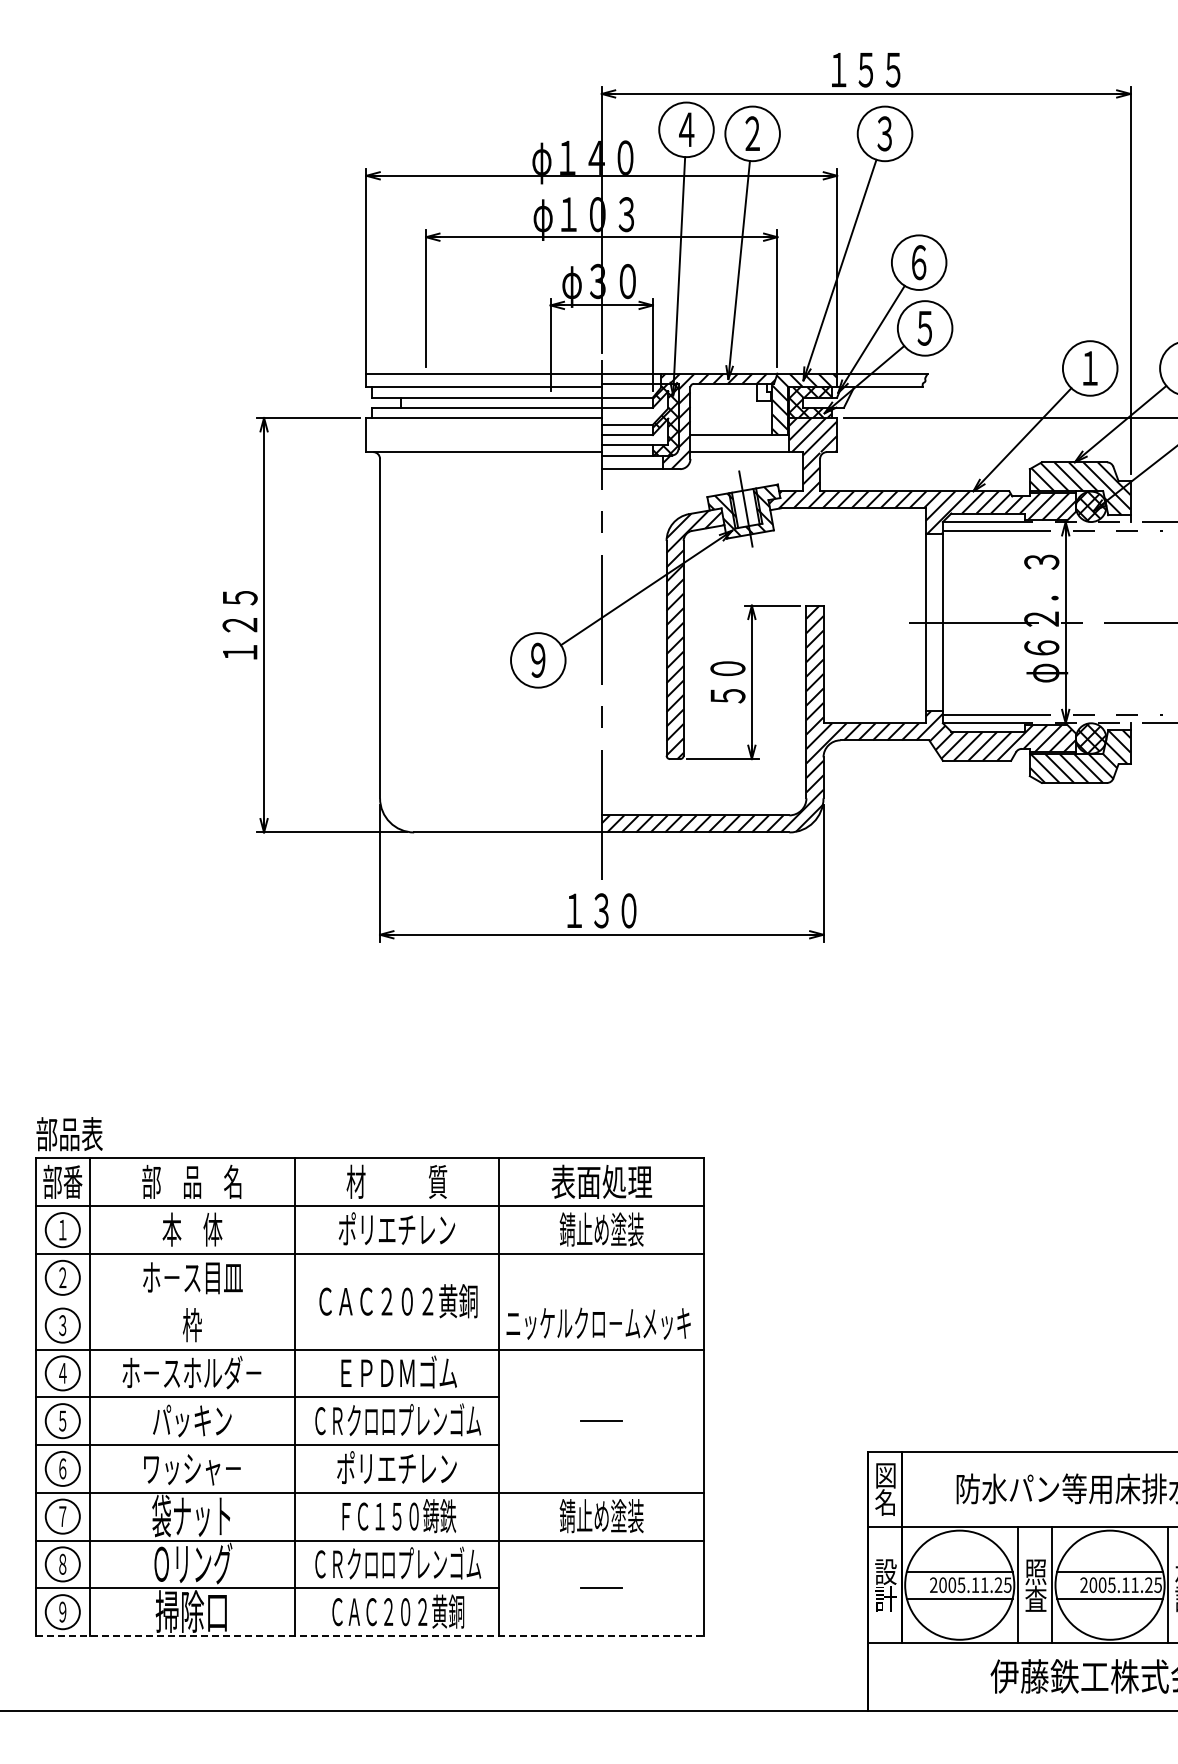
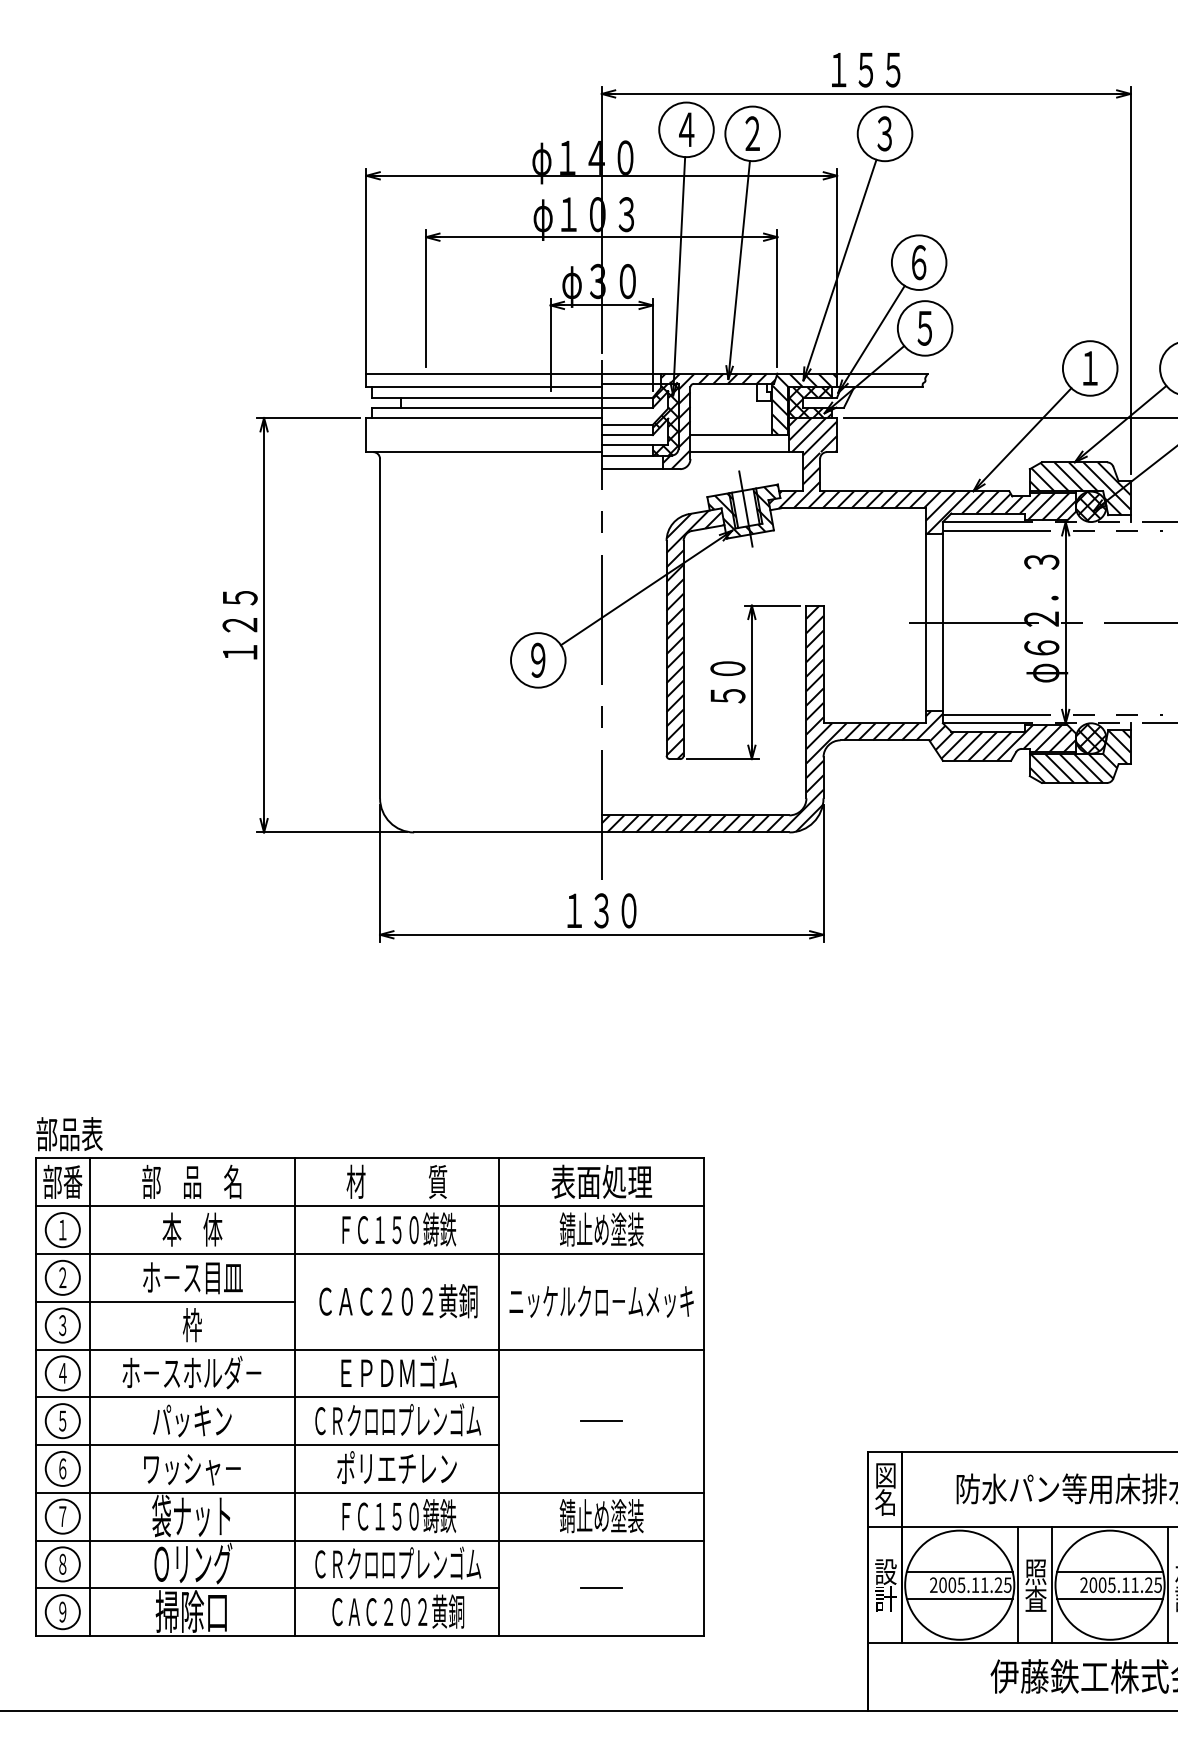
text: ポリエチレン -> ＦＣ１５０鋳鉄 (397, 1229)
line: none -> present (164, 1301)
text position: (598, 1323) -> (601, 1301) (601, 1301)
line: dashed -> solid (370, 1636)
